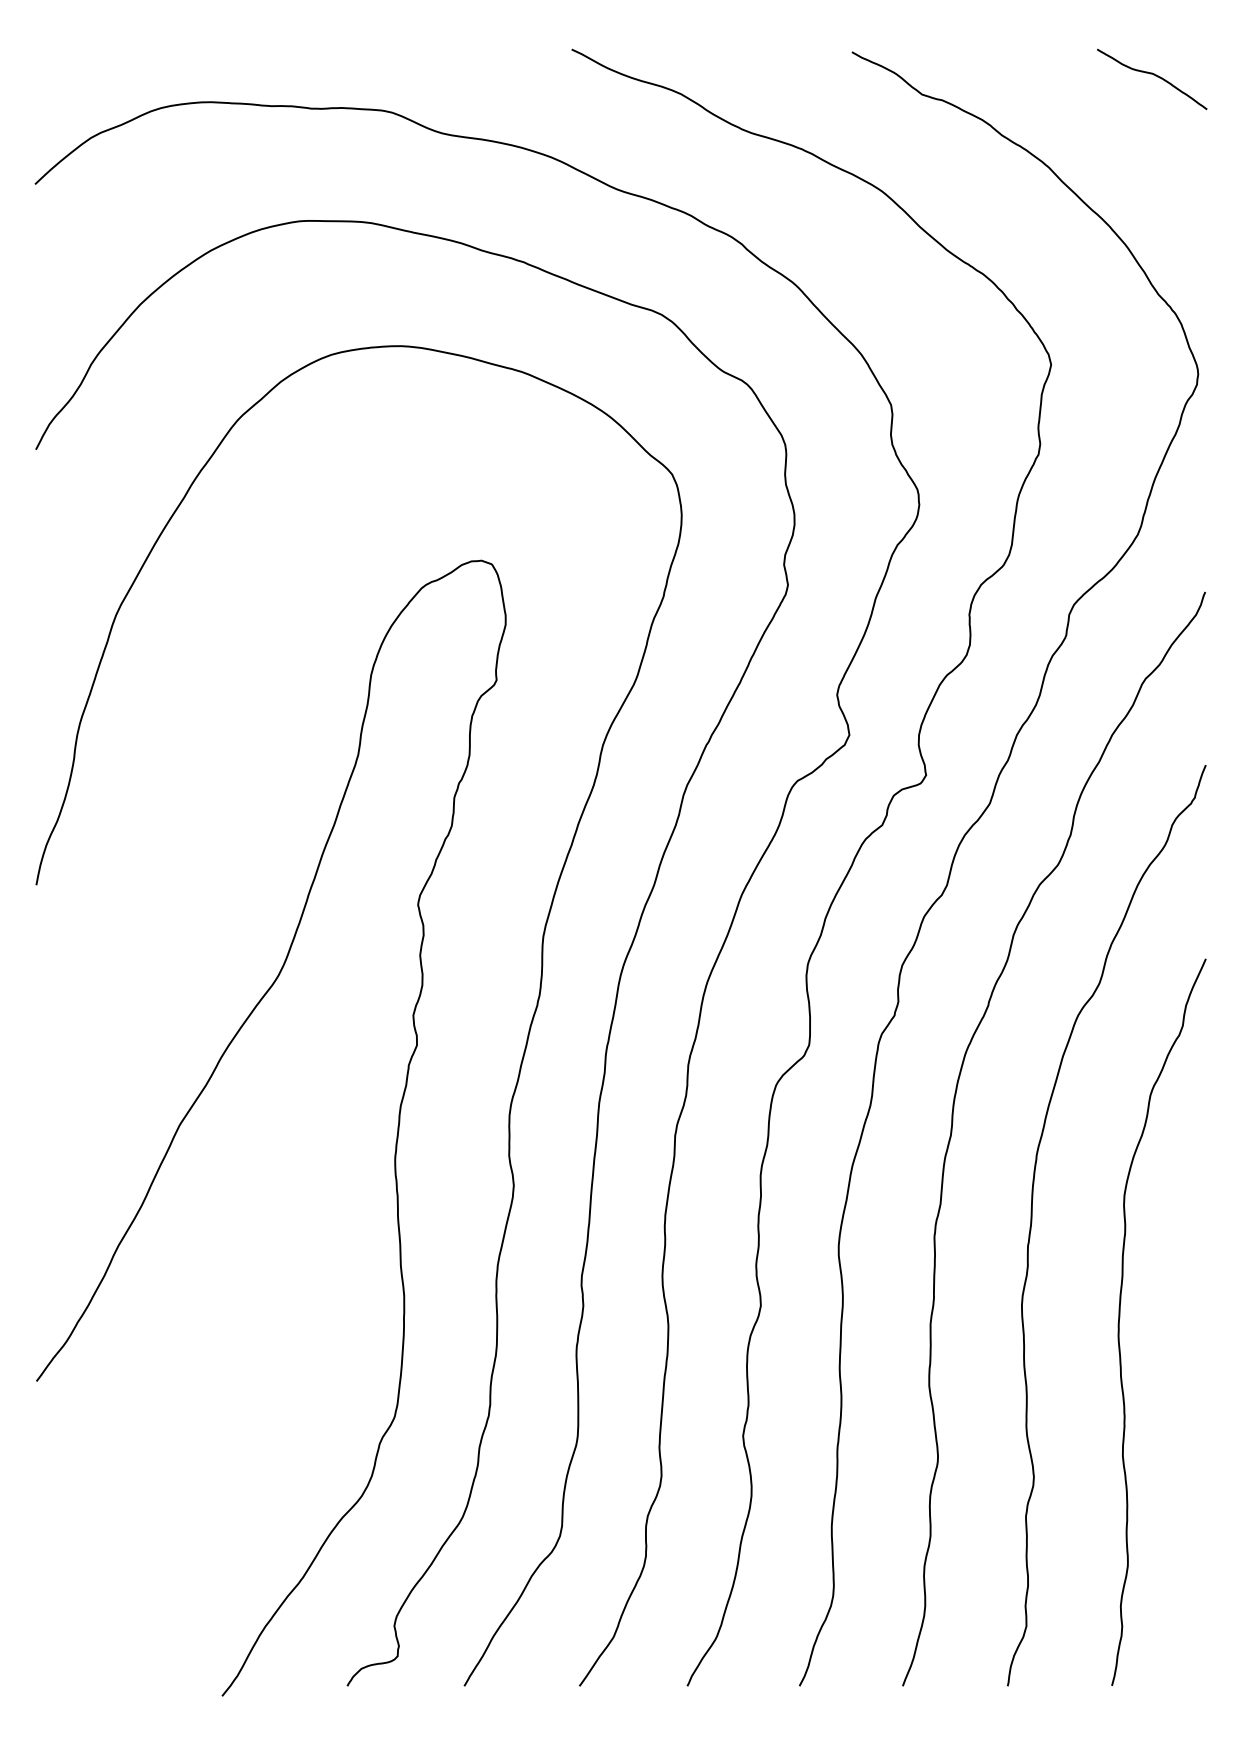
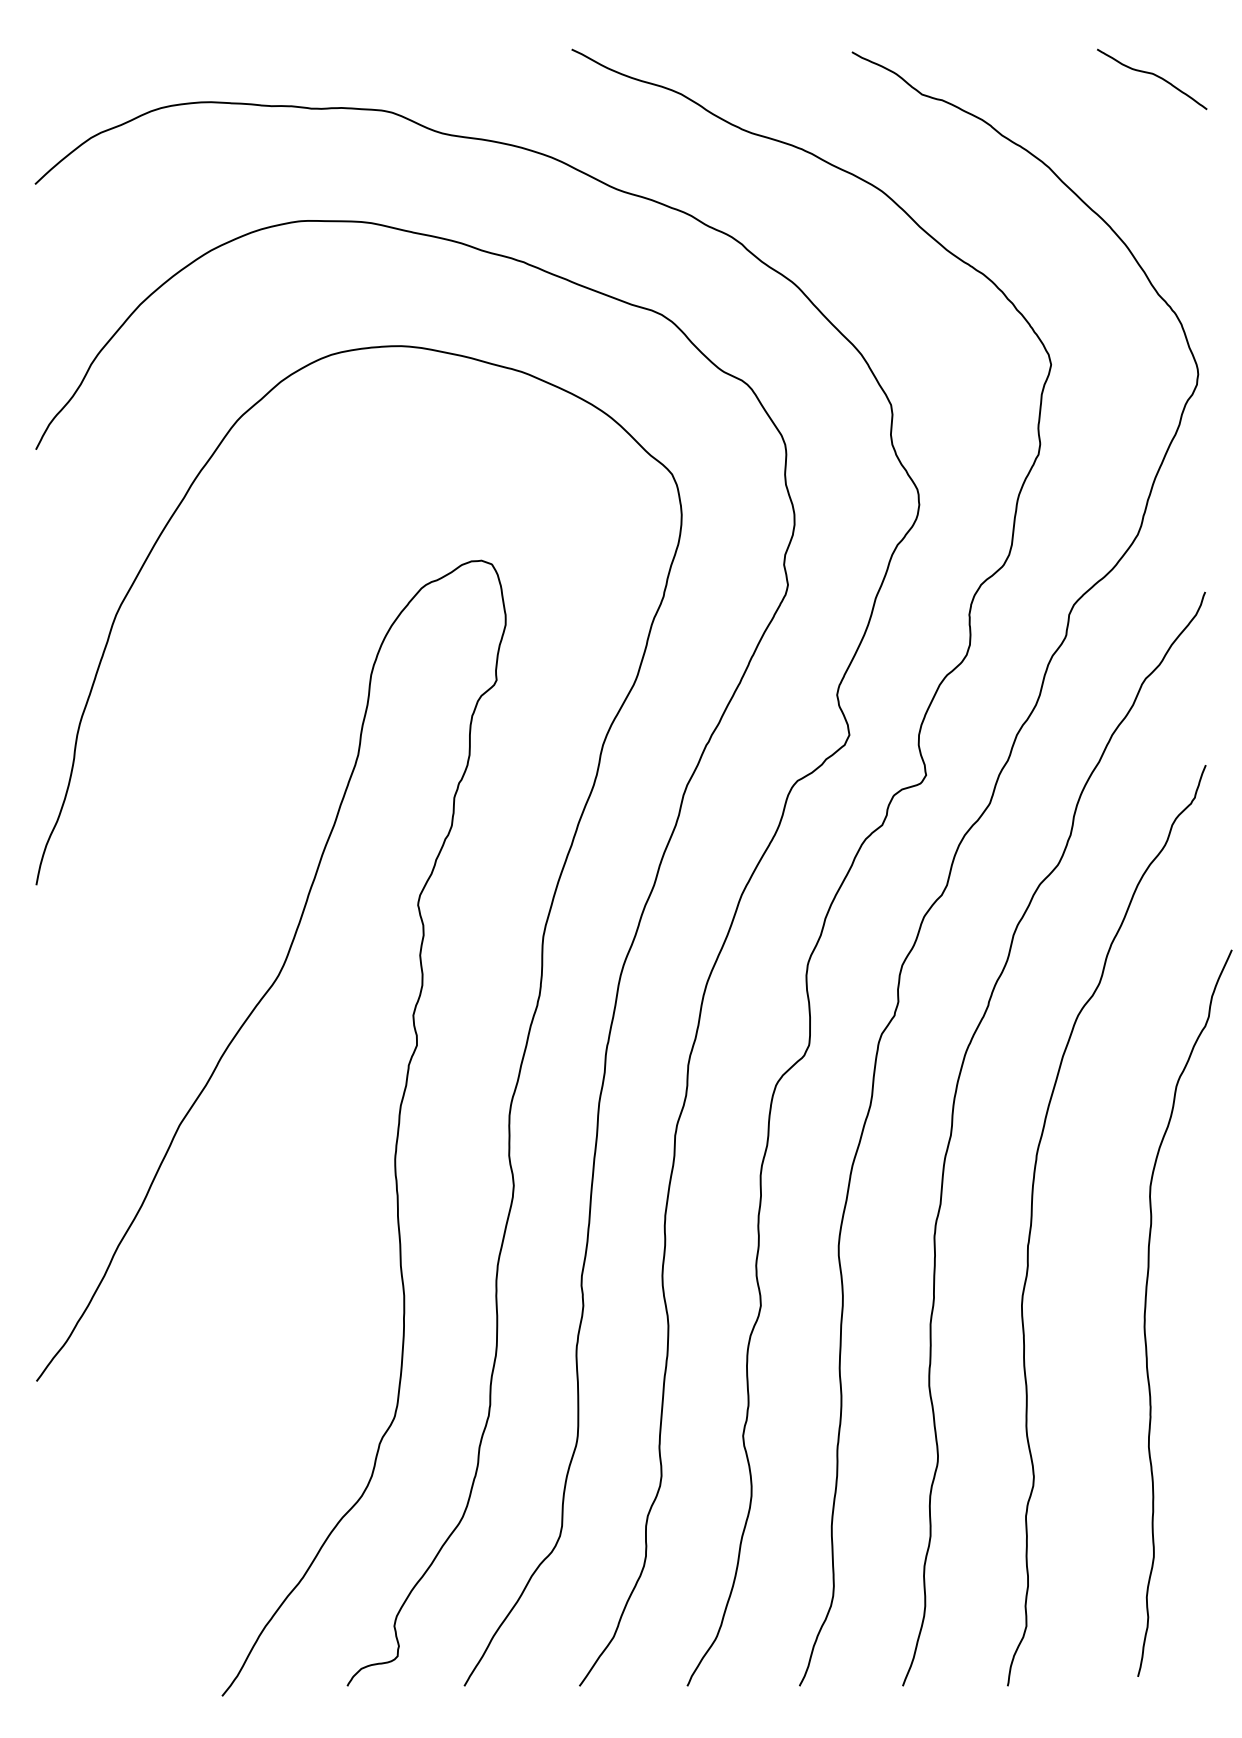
curve position: (1120, 1317) -> (1146, 1308) (1146, 1308)
